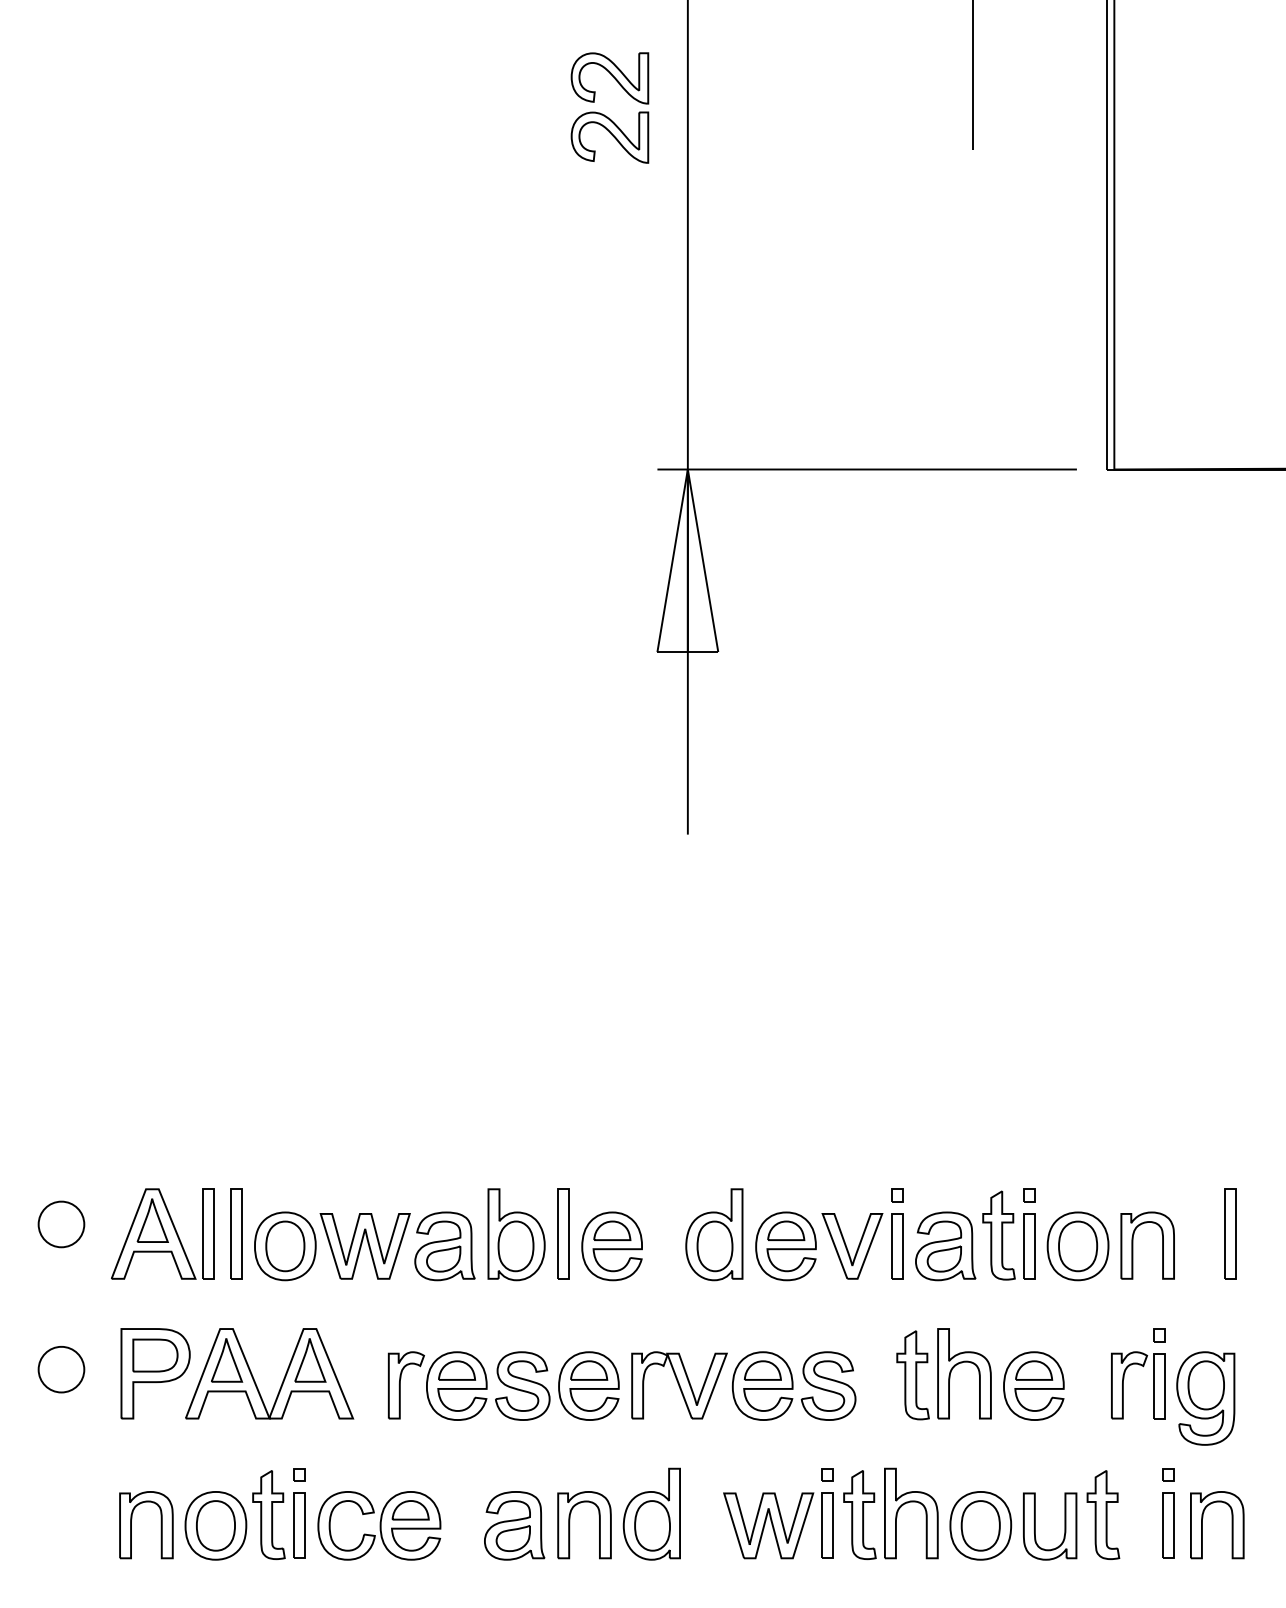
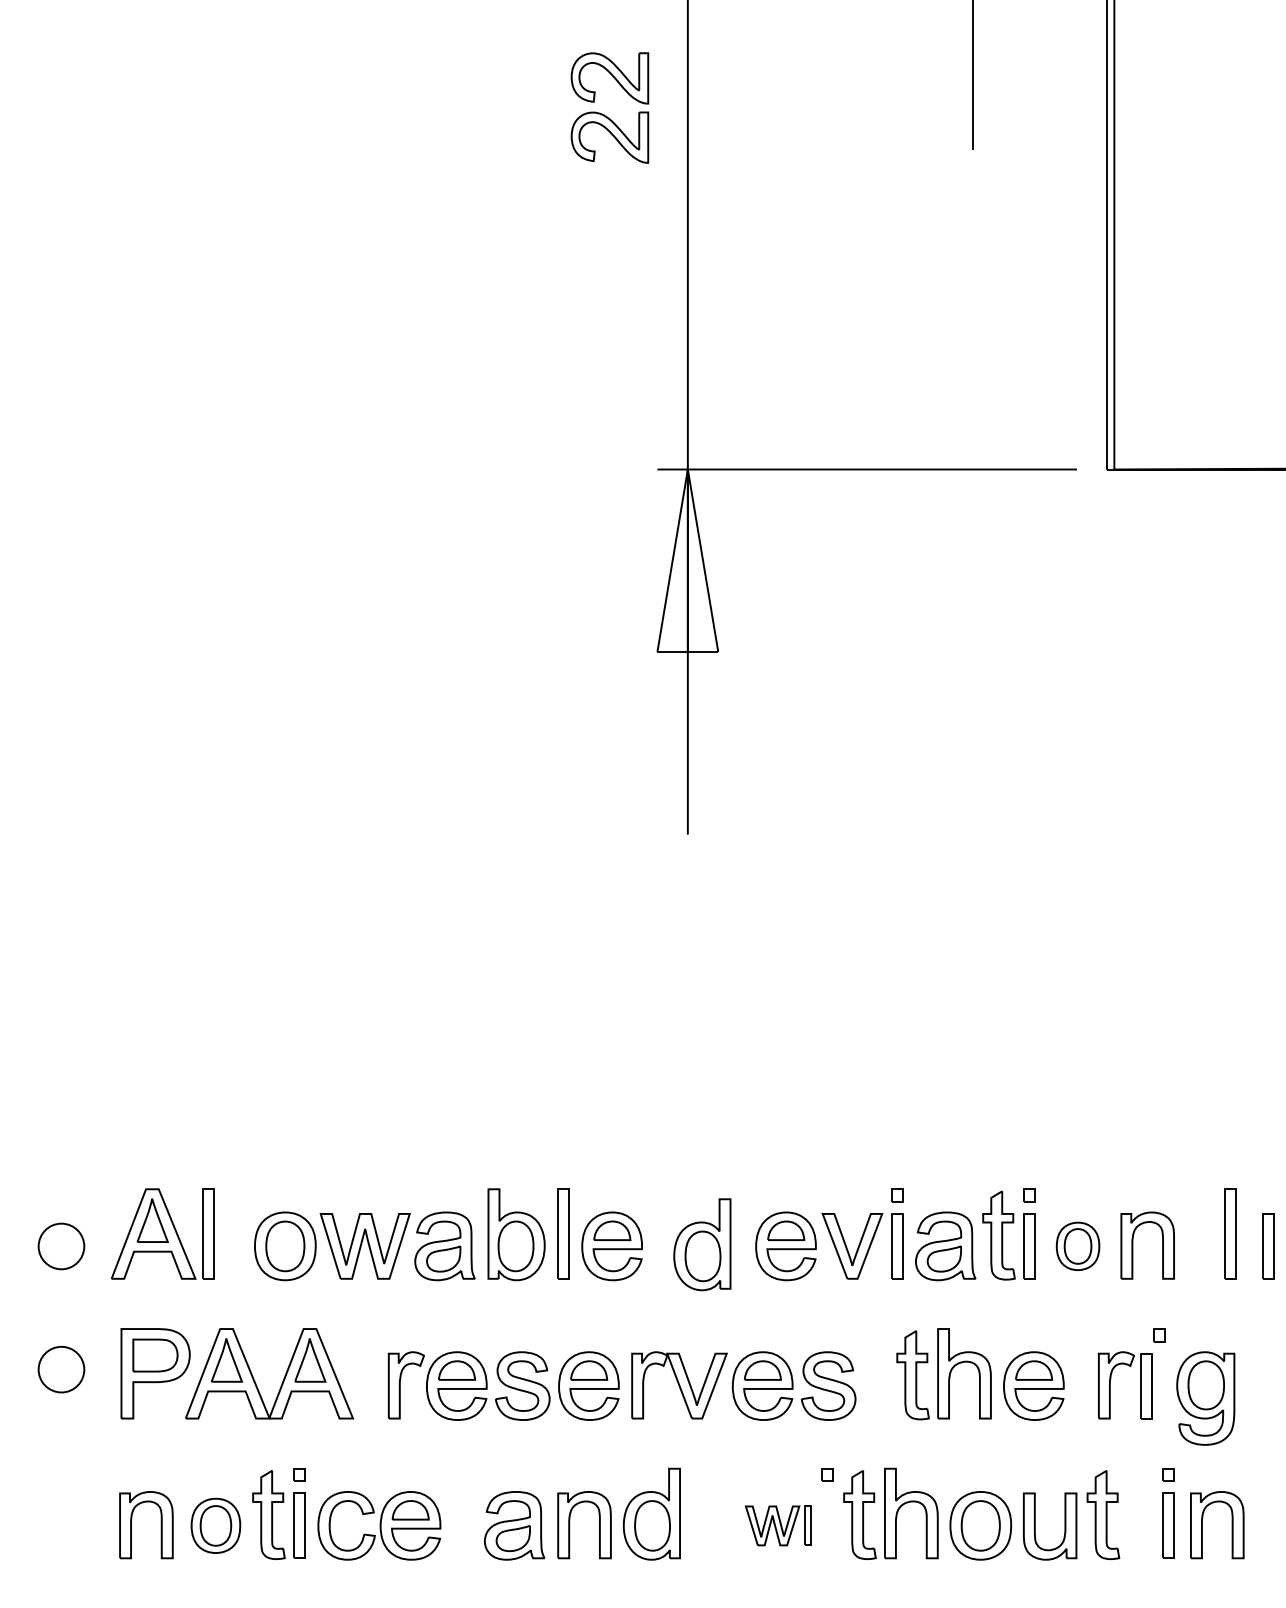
part position: (61, 1224) -> (61, 1246) (61, 1246)
part: present -> none (236, 1233)
part position: (714, 1234) -> (702, 1244) (702, 1244)
part size: 64x71 px -> 46x50 px (1077, 1245)
part: none -> present (1268, 1246)
part position: (1123, 1385) -> (1110, 1385) (1110, 1385)
part size: 64x70 px -> 52x57 px (215, 1525)
part size: 111x68 px -> 68x42 px (777, 1525)
